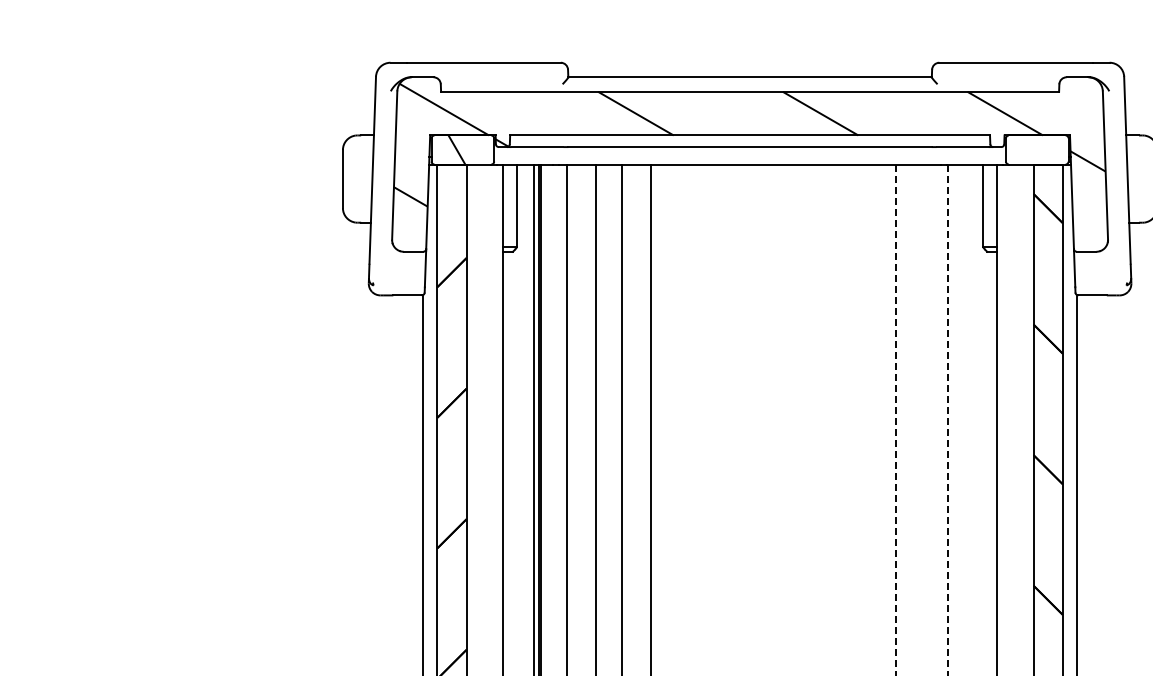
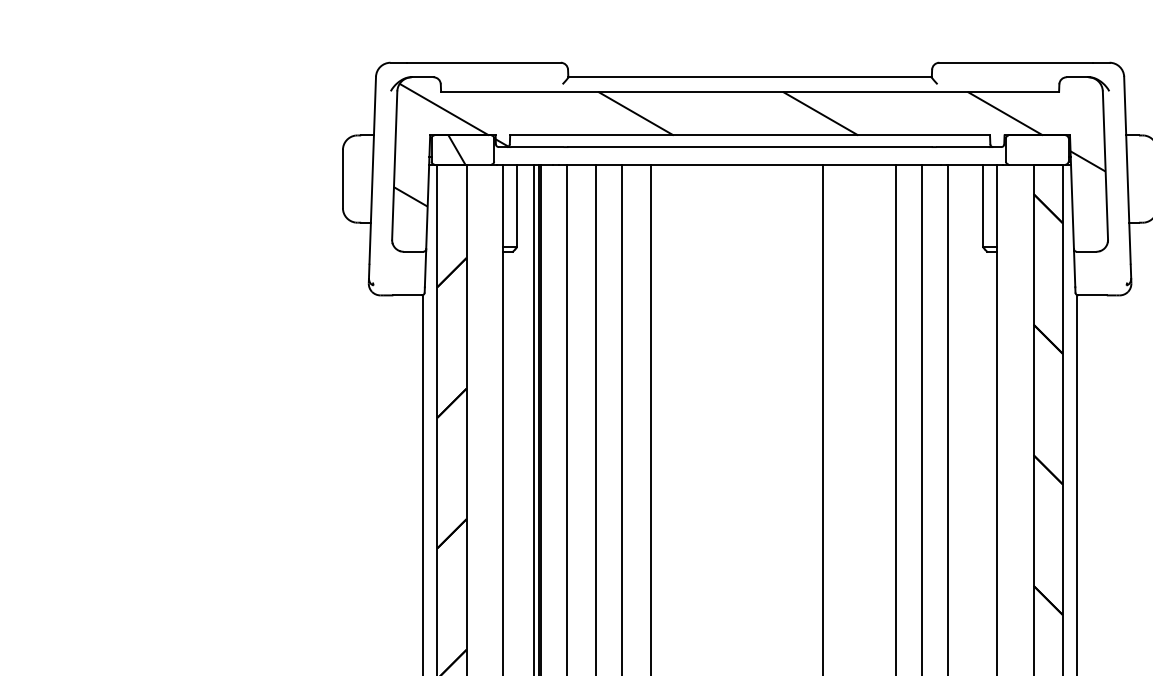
line: none -> present (822, 418)
line: none -> present (921, 418)
line: dashed -> solid (895, 420)
line: dashed -> solid (947, 420)
